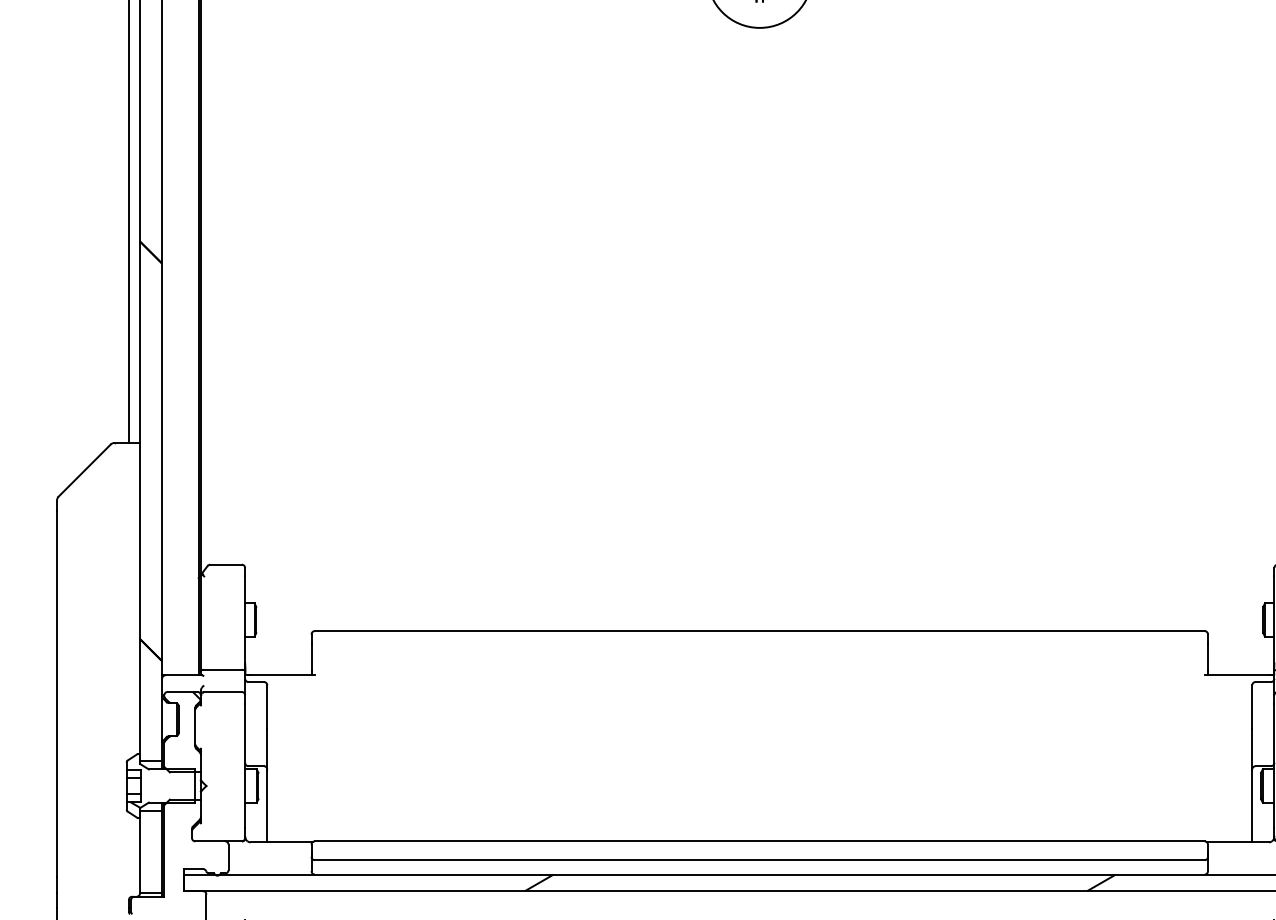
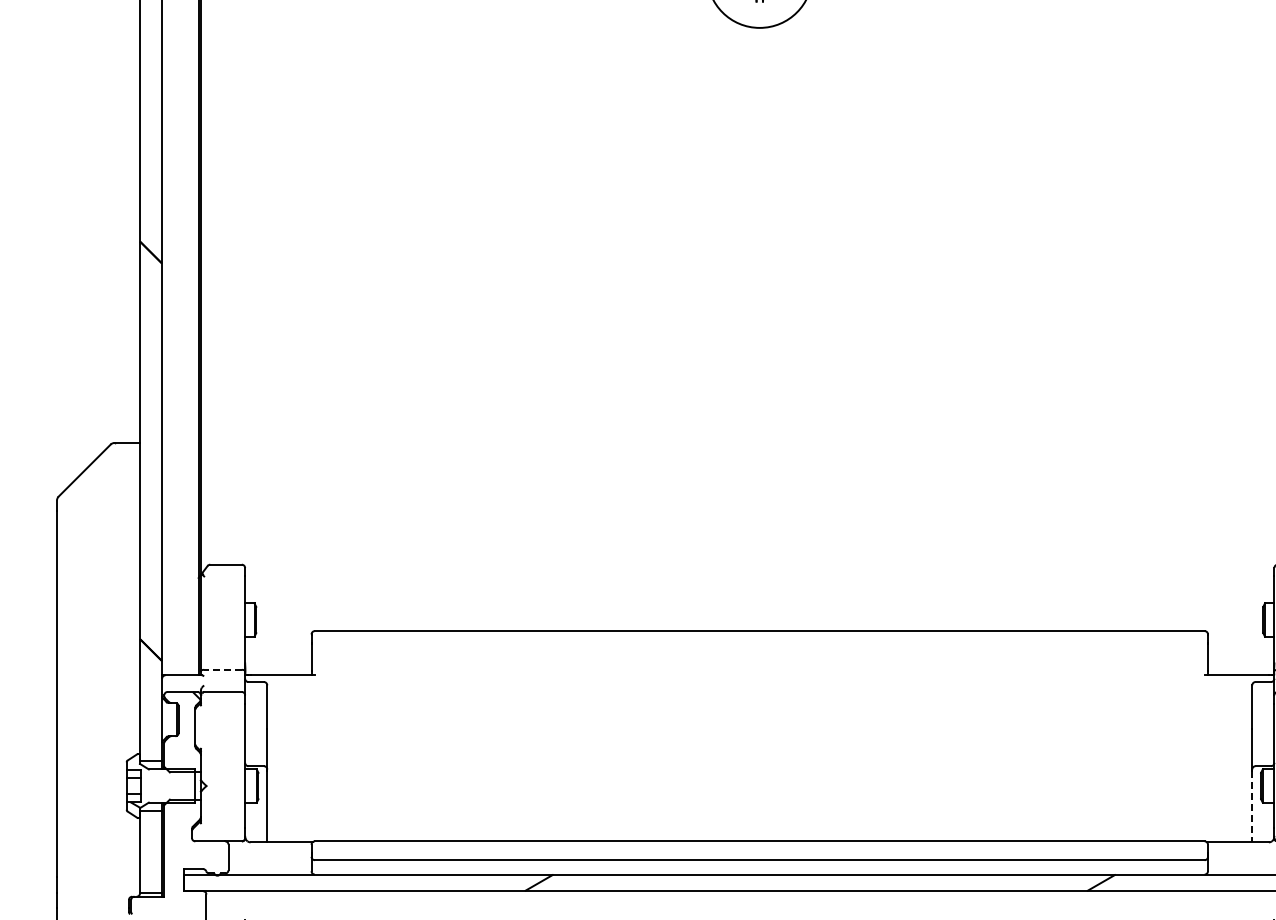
line: present -> none (128, 222)
line: solid -> dashed (223, 669)
line: solid -> dashed (1252, 807)
